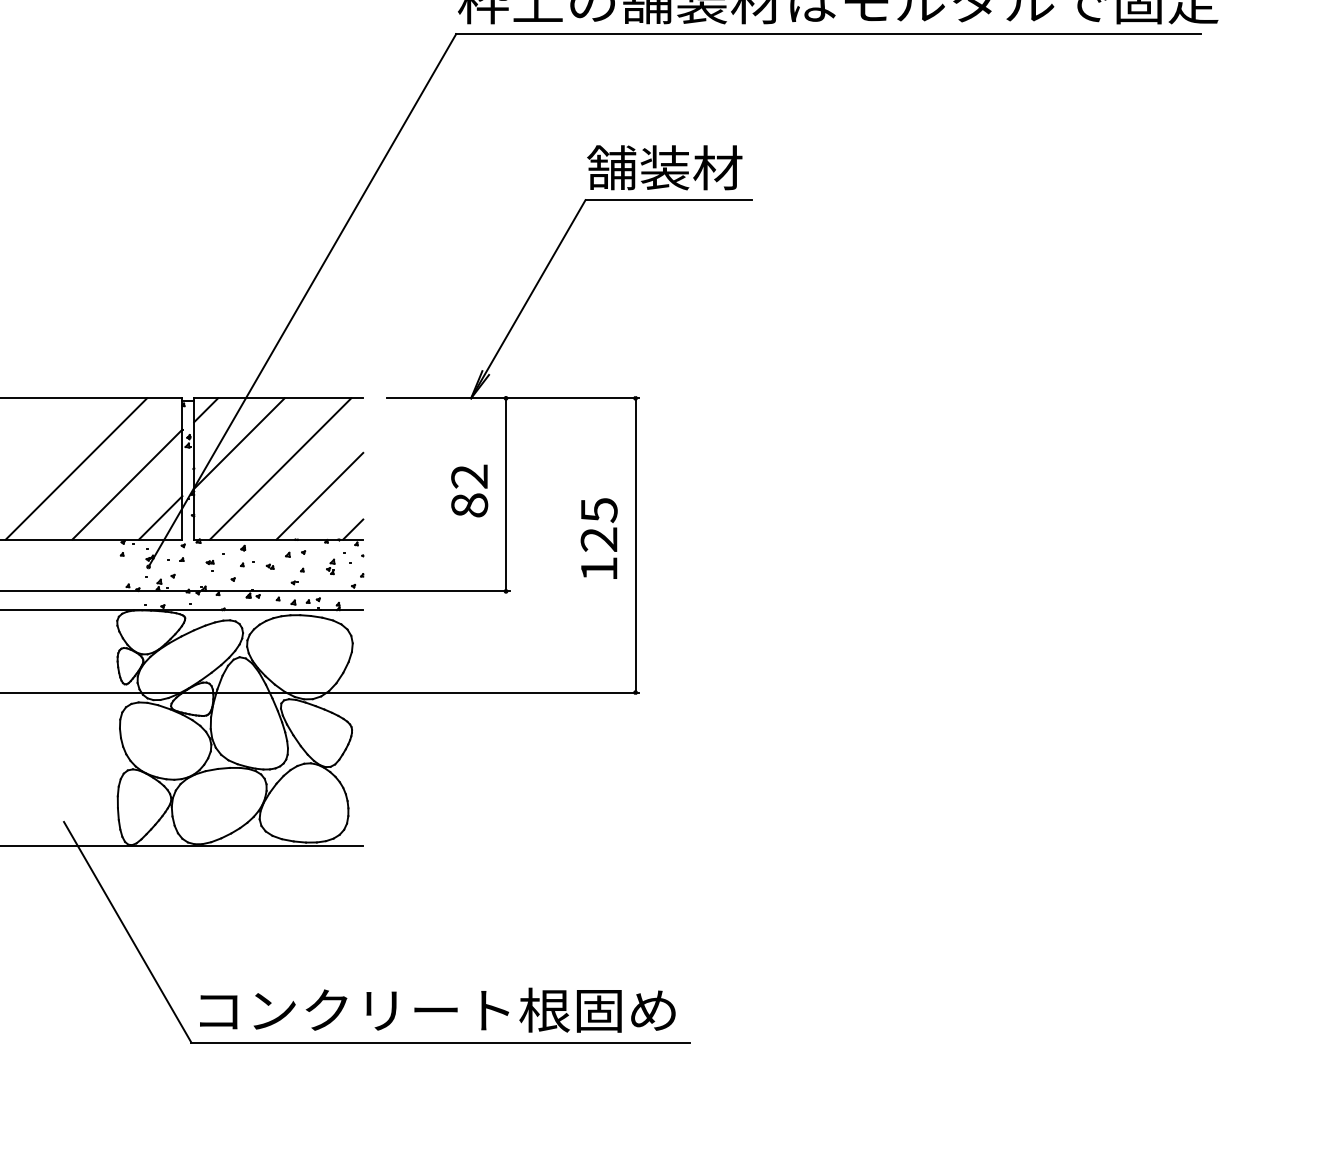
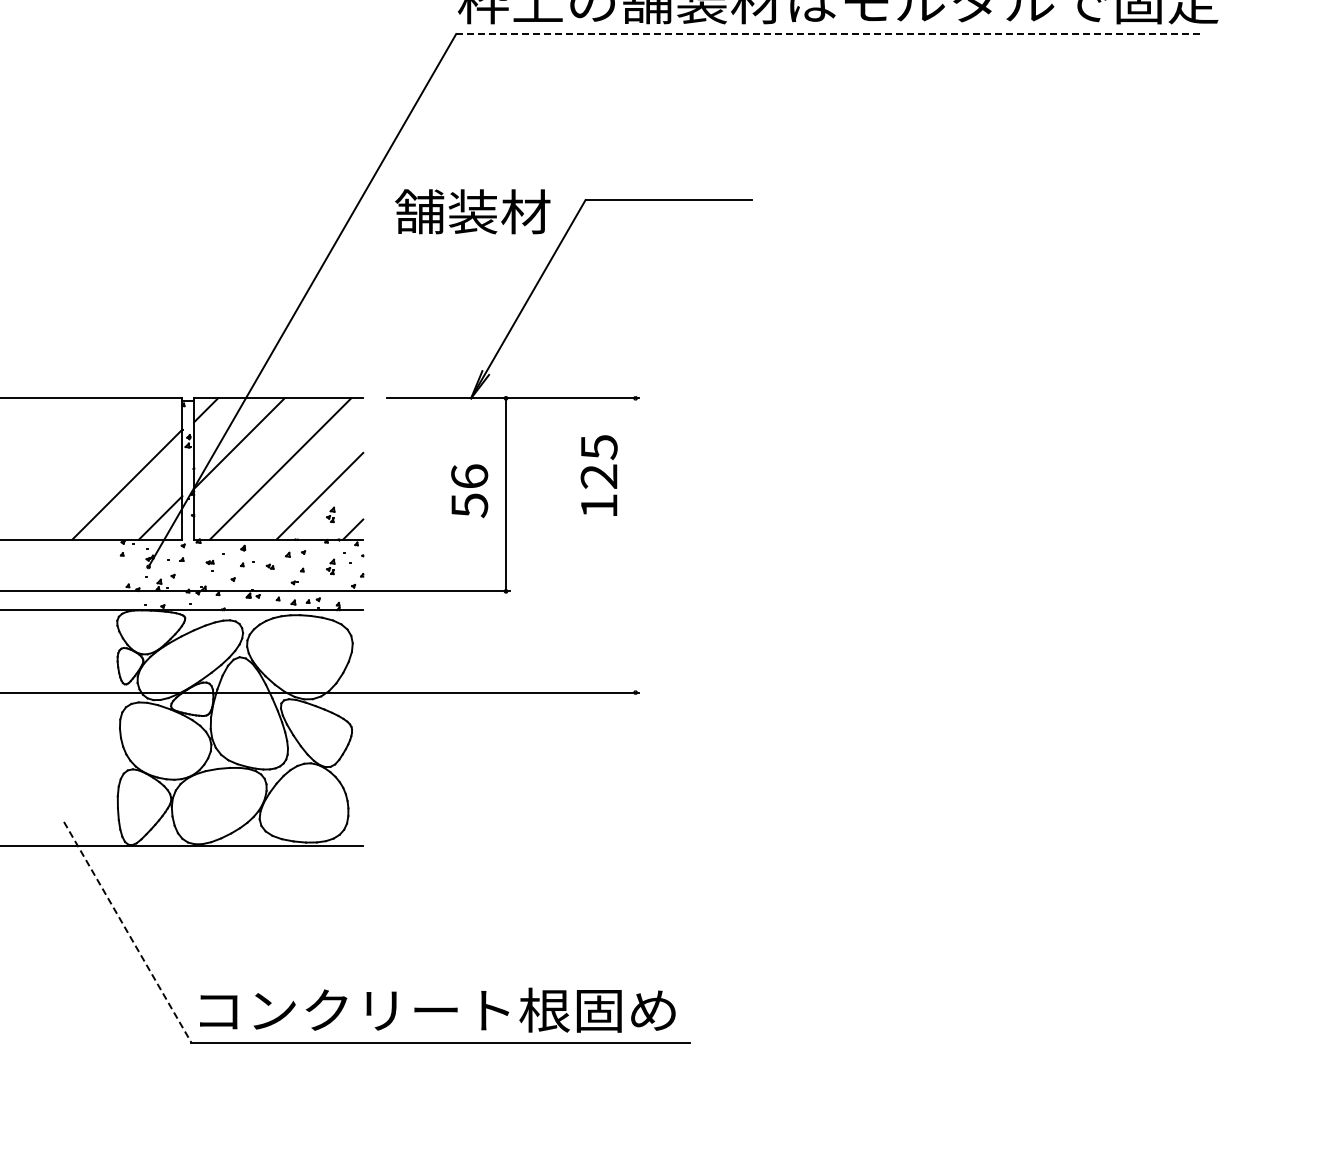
line: solid -> dashed (828, 34)
text position: (664, 167) -> (472, 211) (472, 211)
line: present -> none (76, 468)
text: 82 -> 56 (469, 491)
part: none -> present (330, 514)
text position: (598, 538) -> (598, 475) (598, 475)
line: present -> none (635, 545)
line: solid -> dashed (127, 932)
